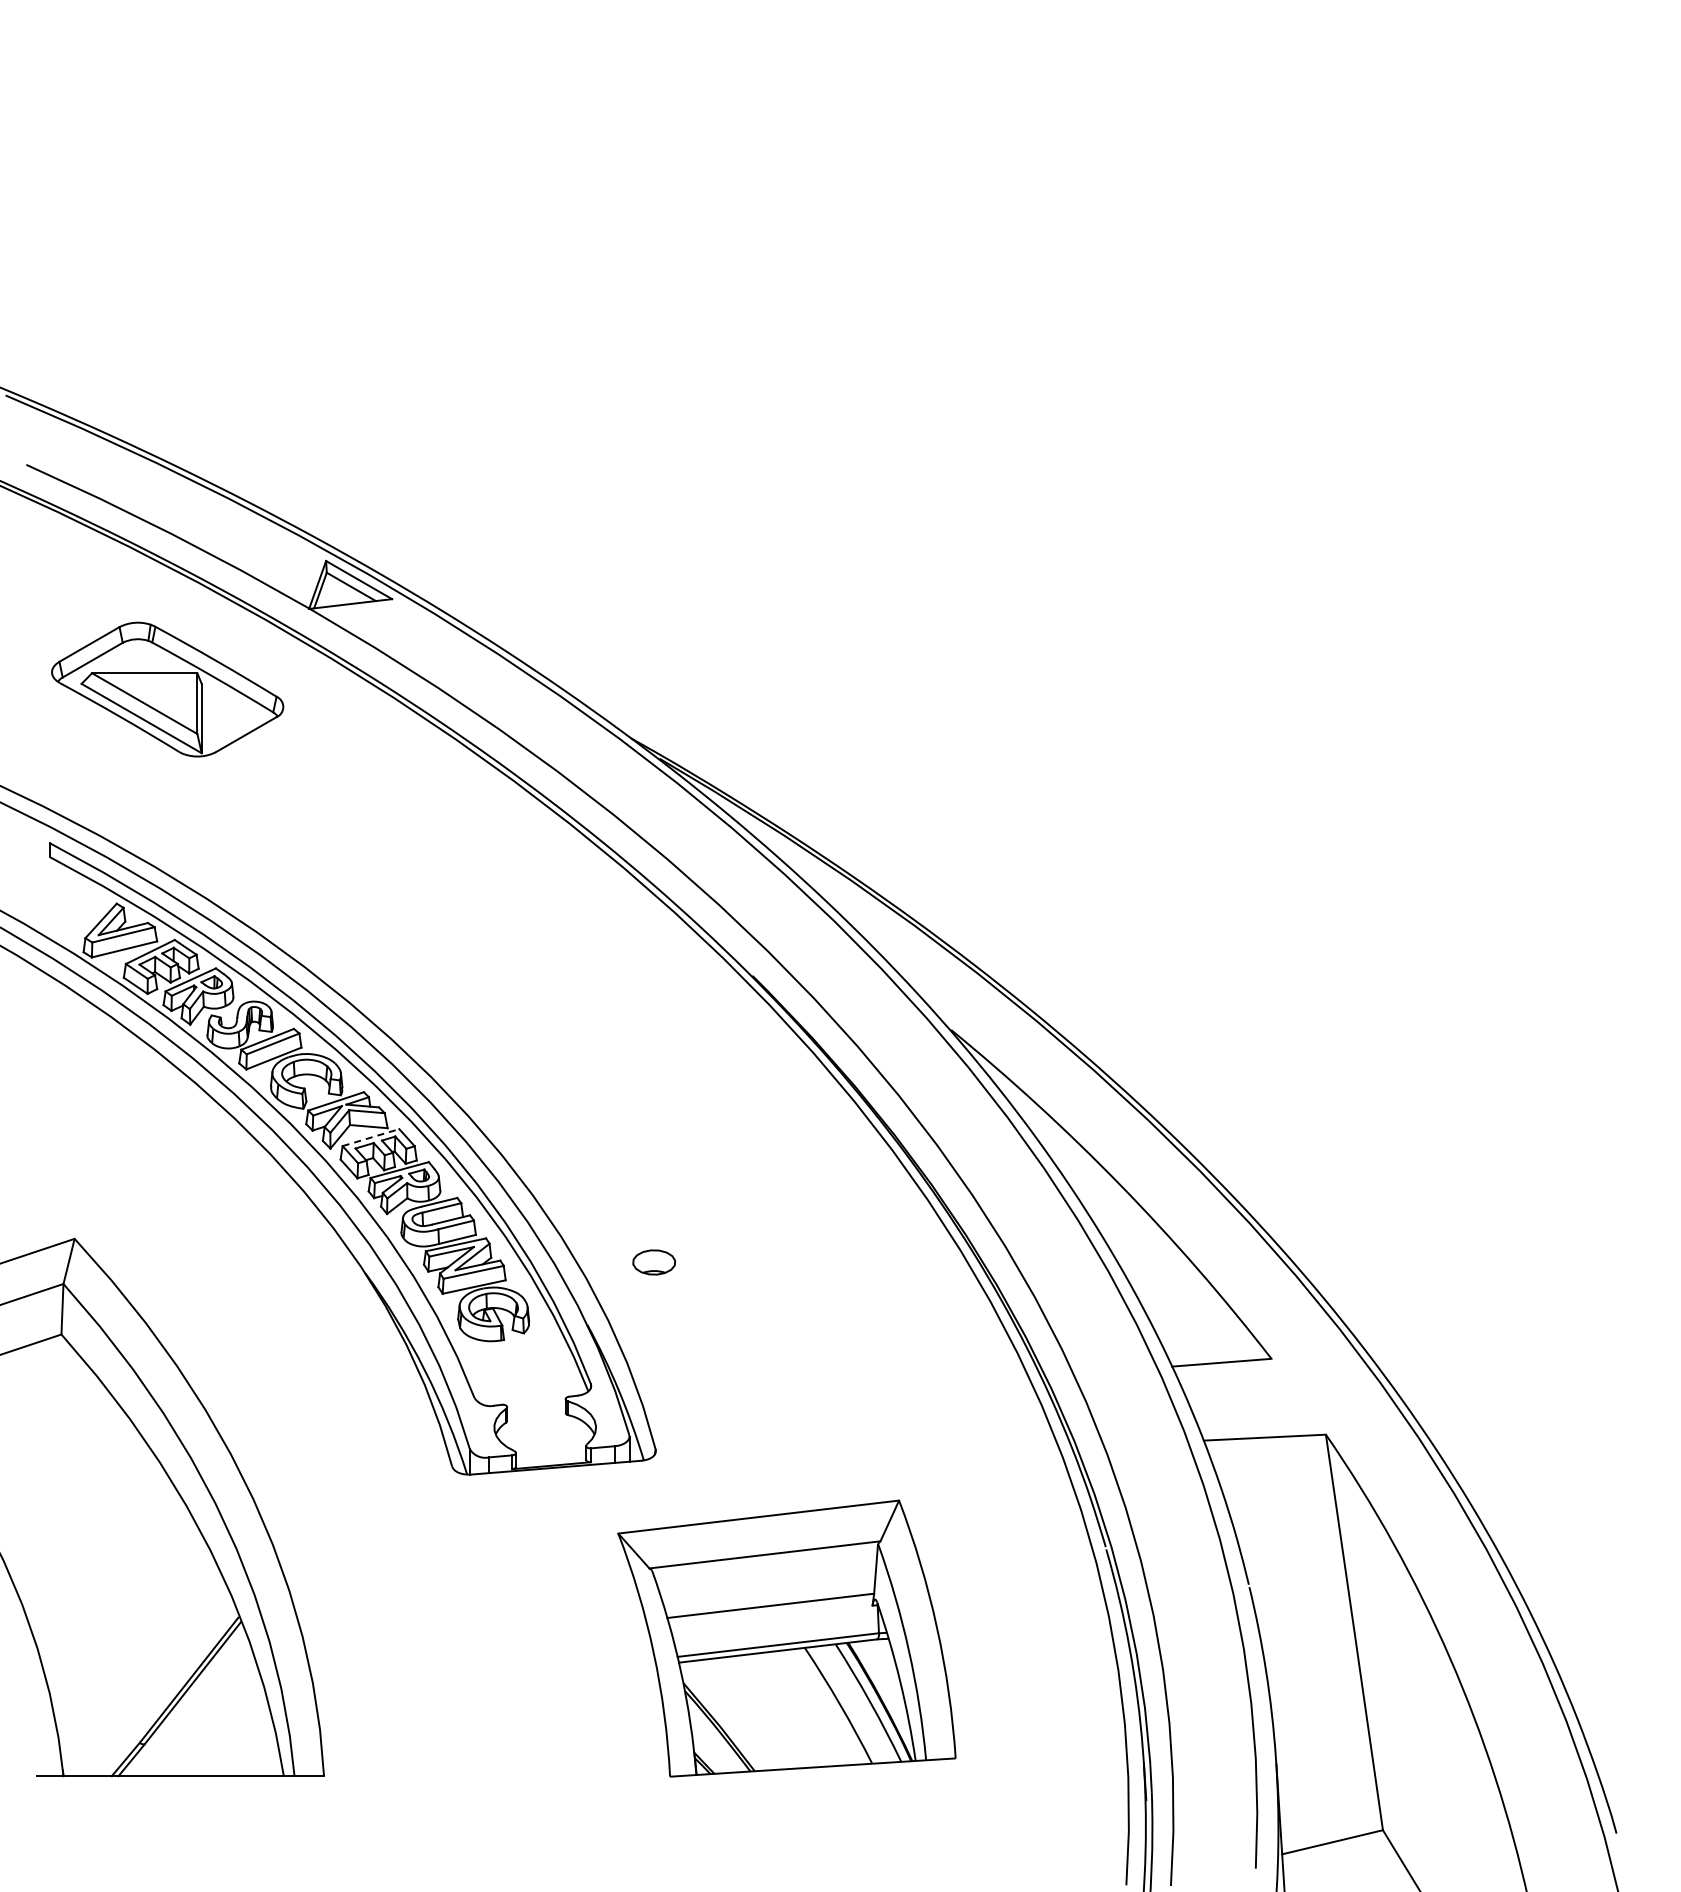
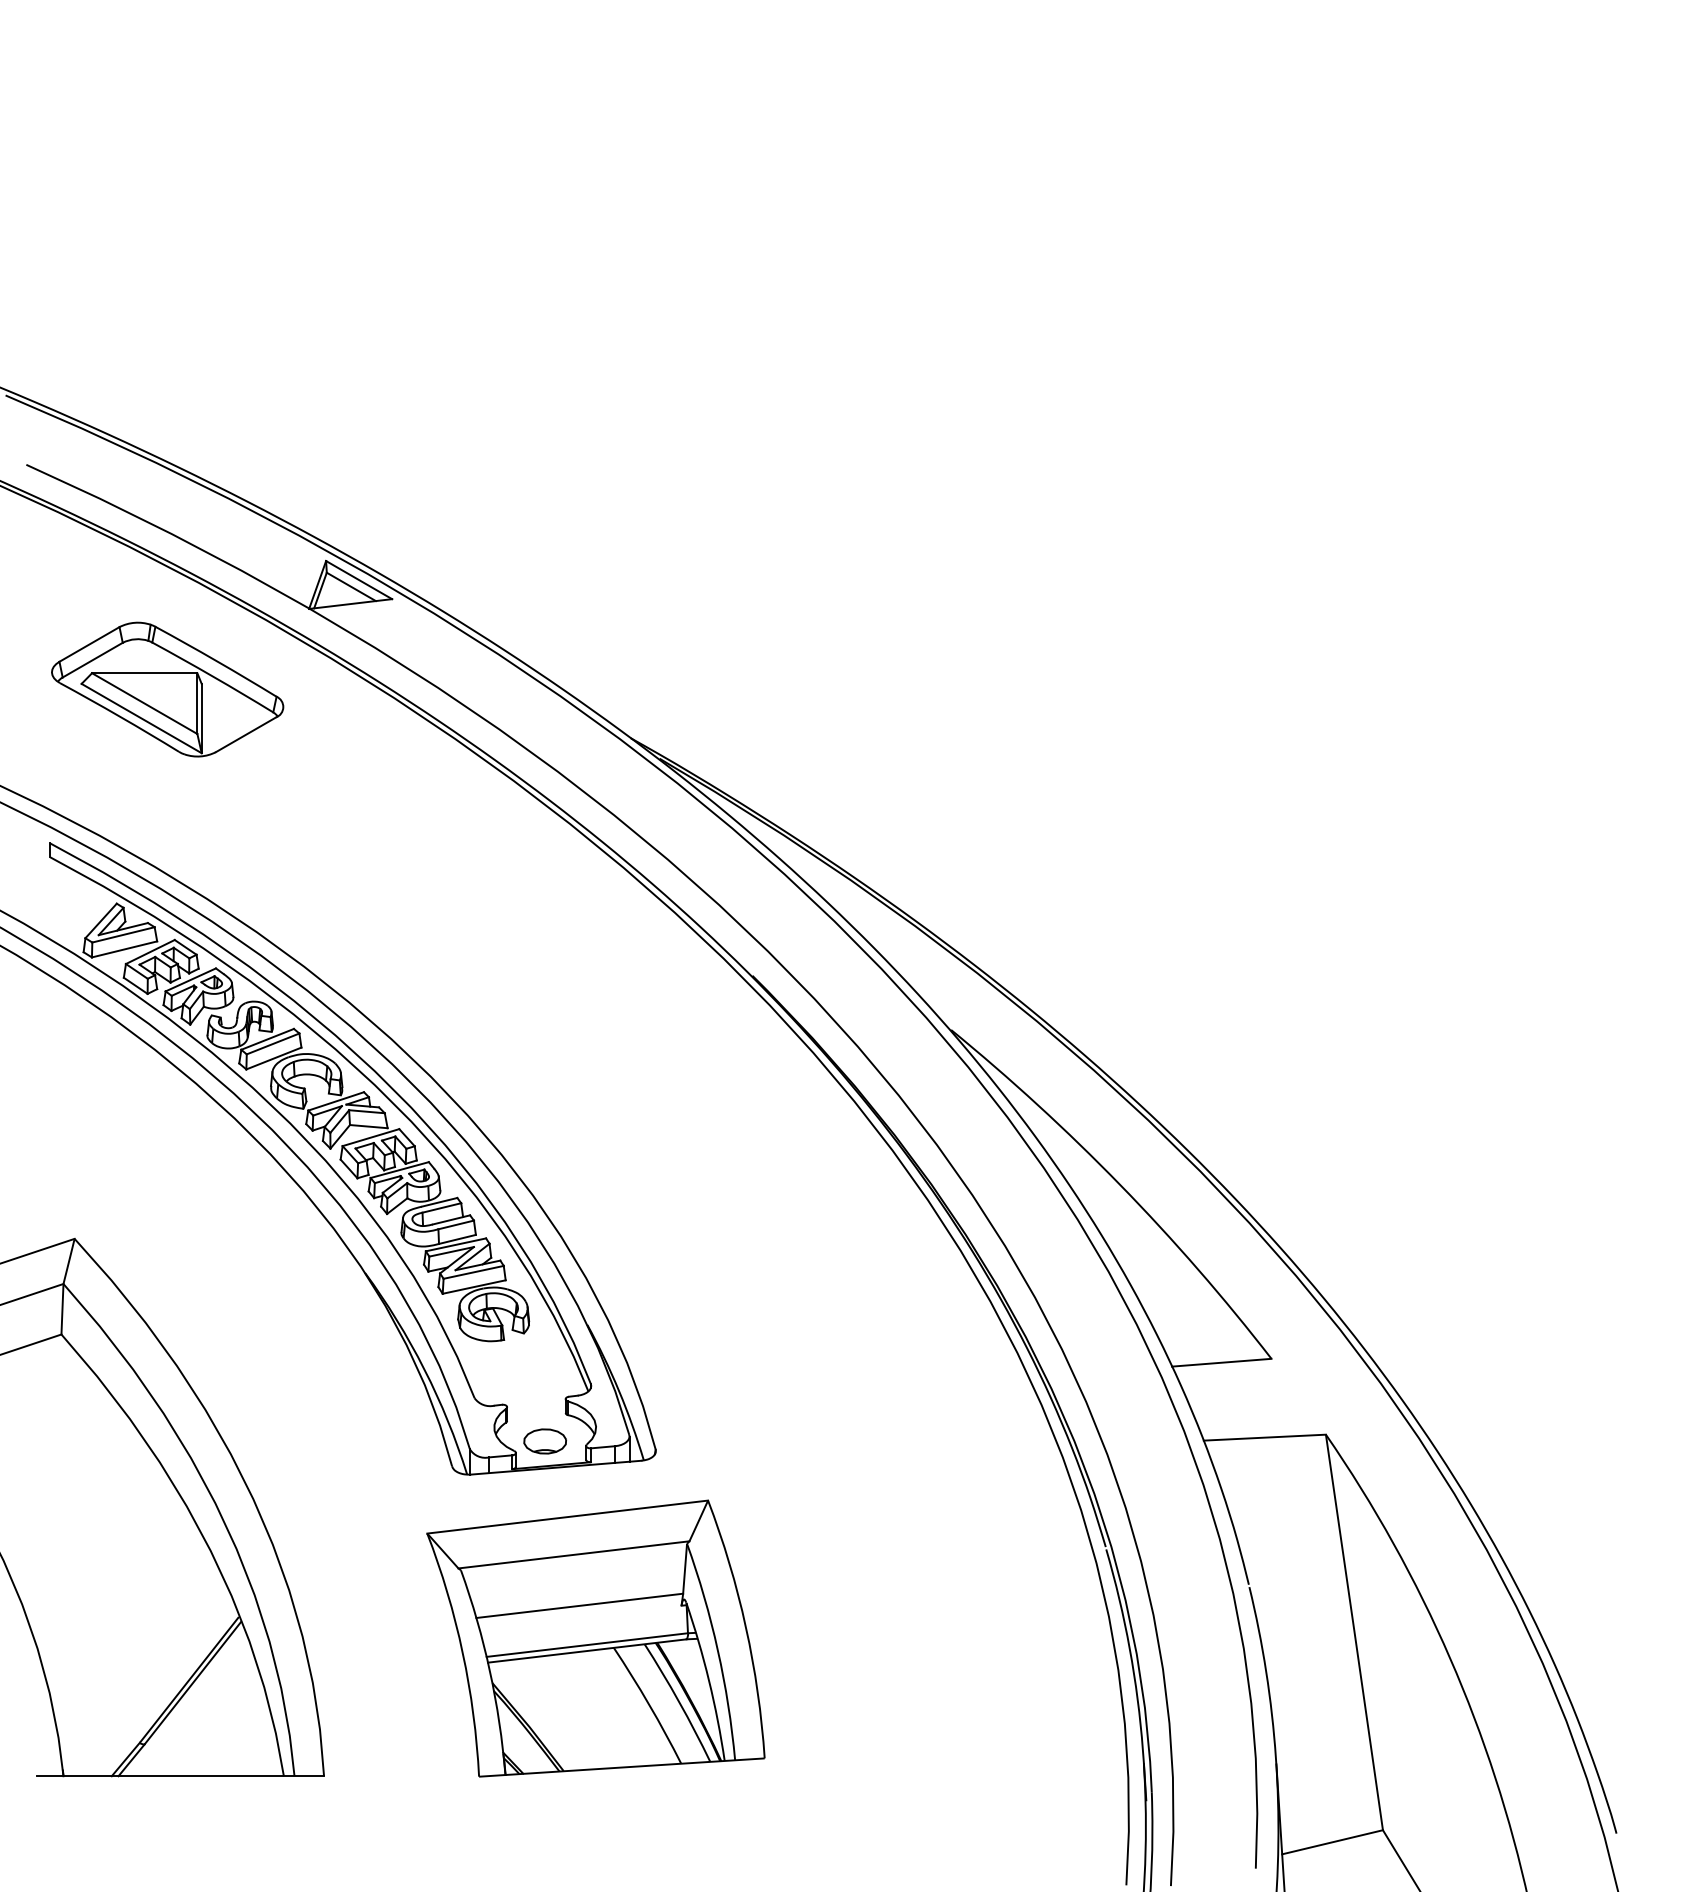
line: dashed -> solid (370, 1137)
part position: (653, 1262) -> (544, 1441) (544, 1441)
part position: (786, 1638) -> (595, 1638) (595, 1638)
